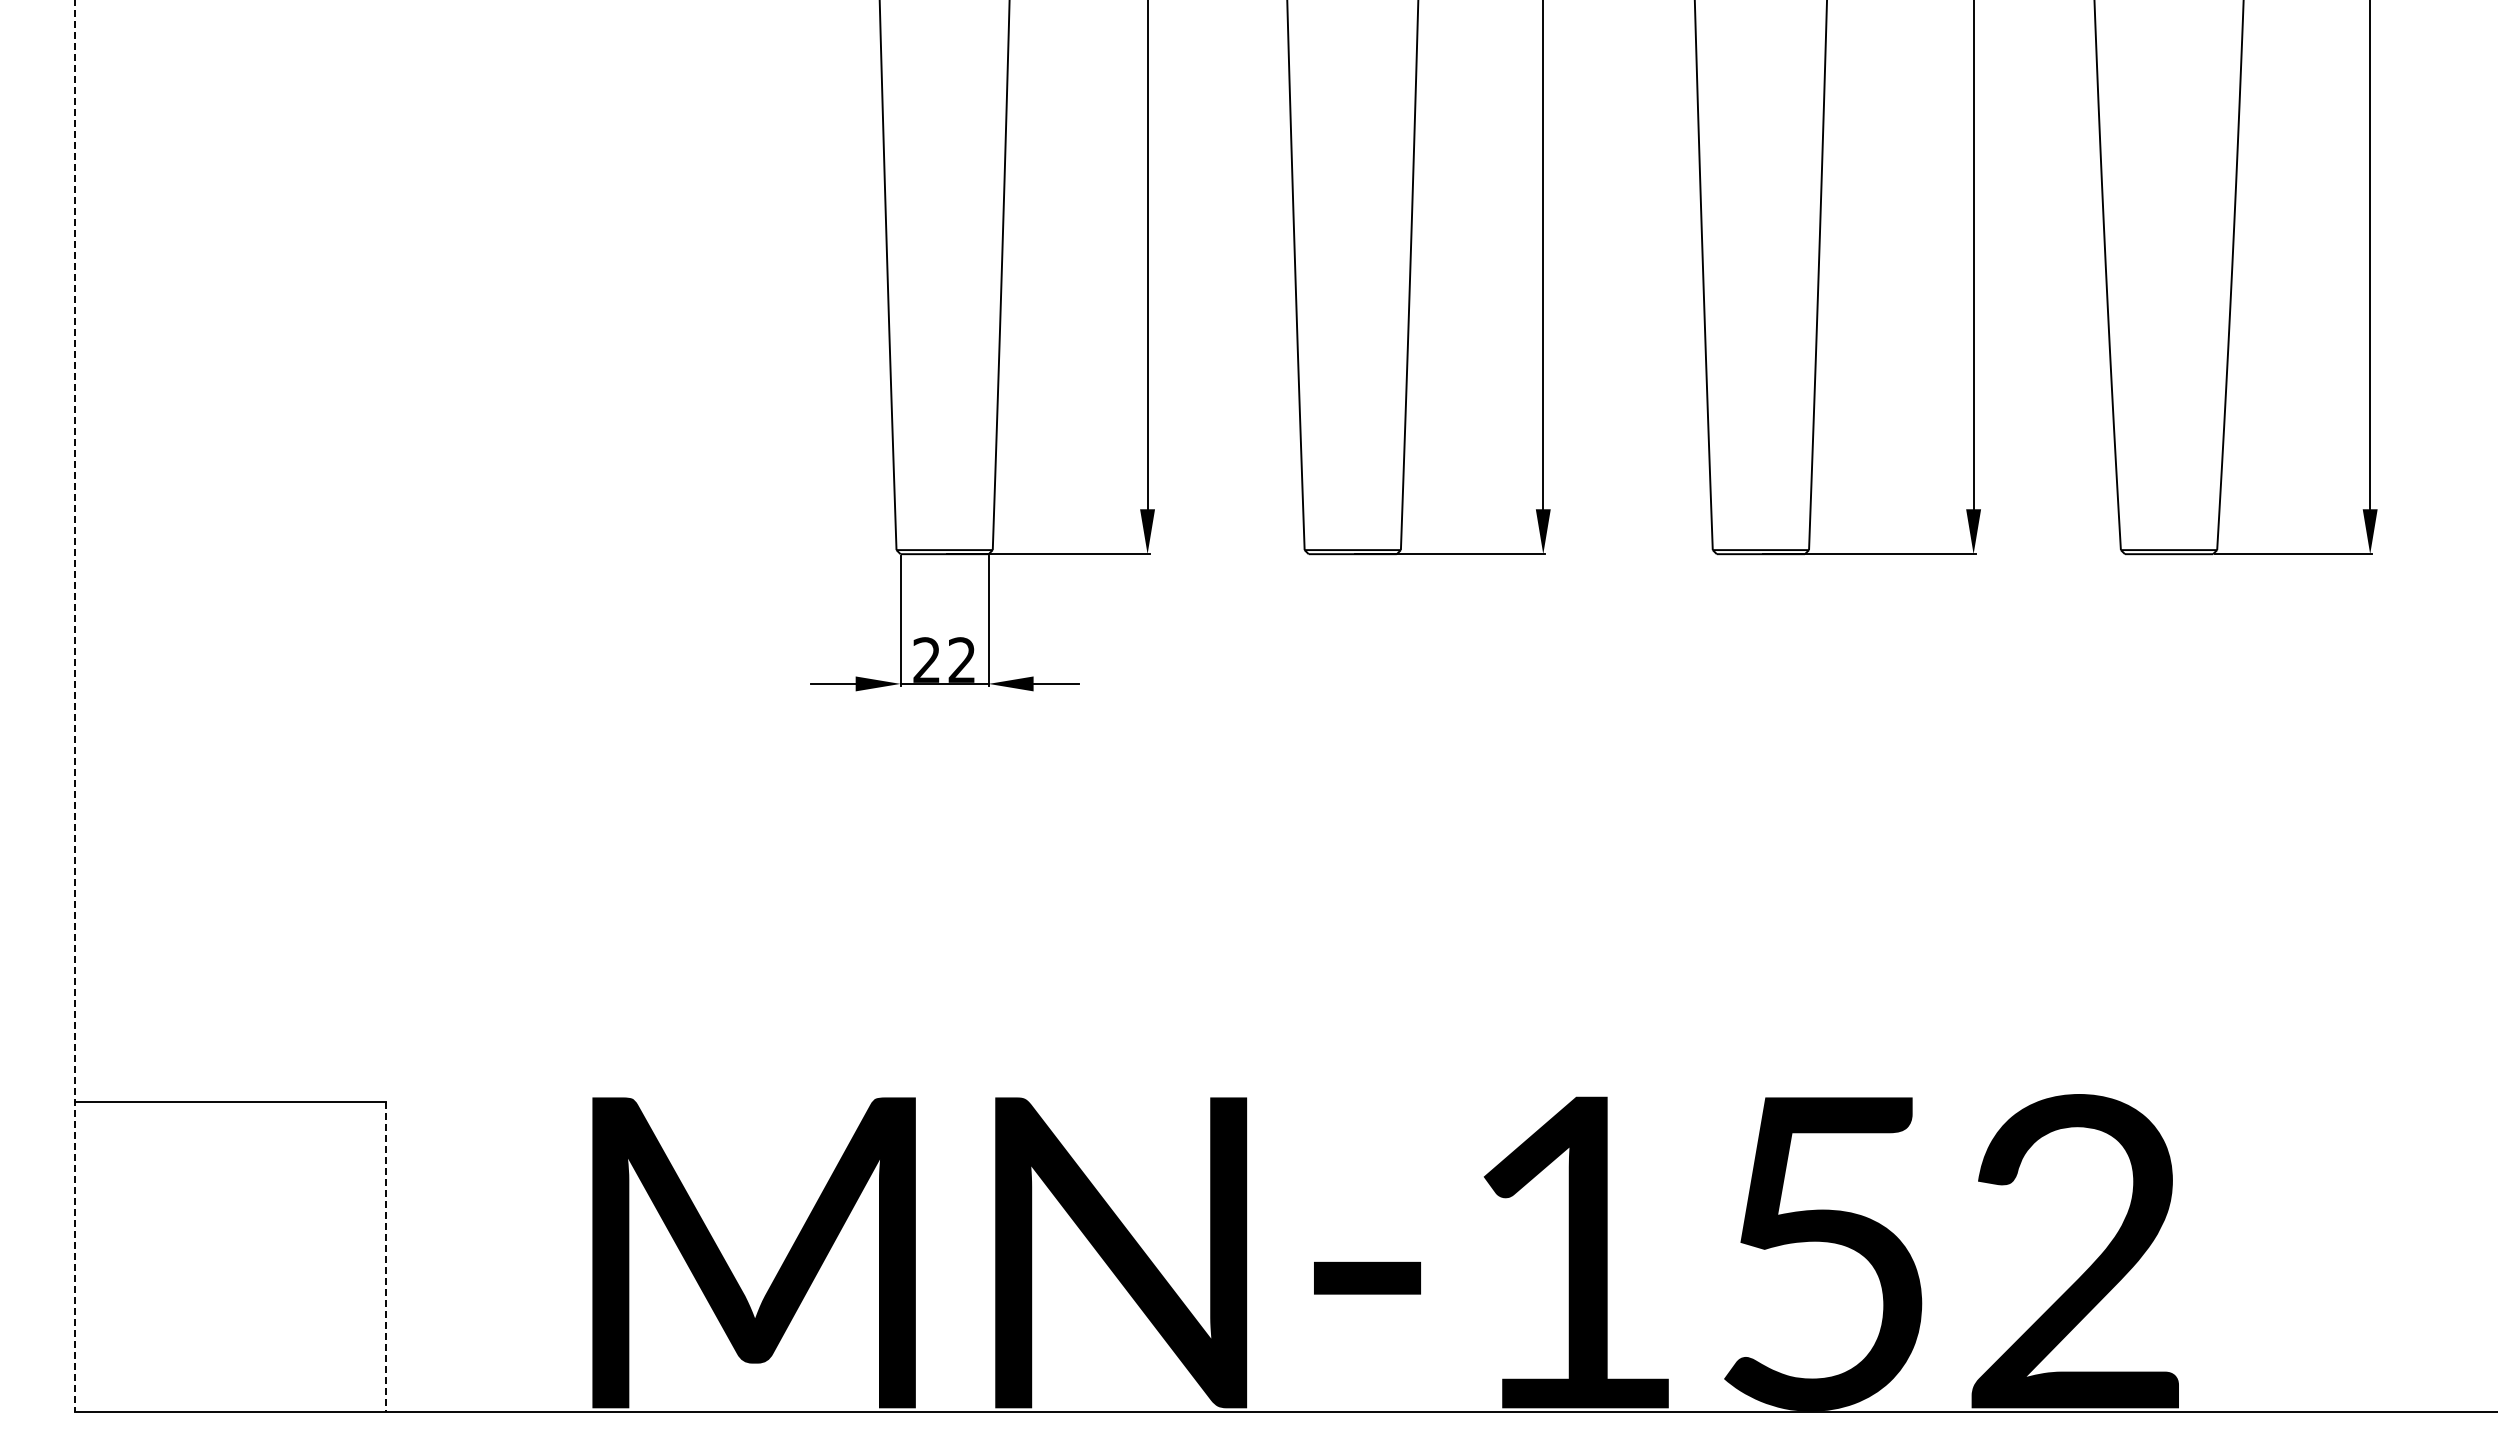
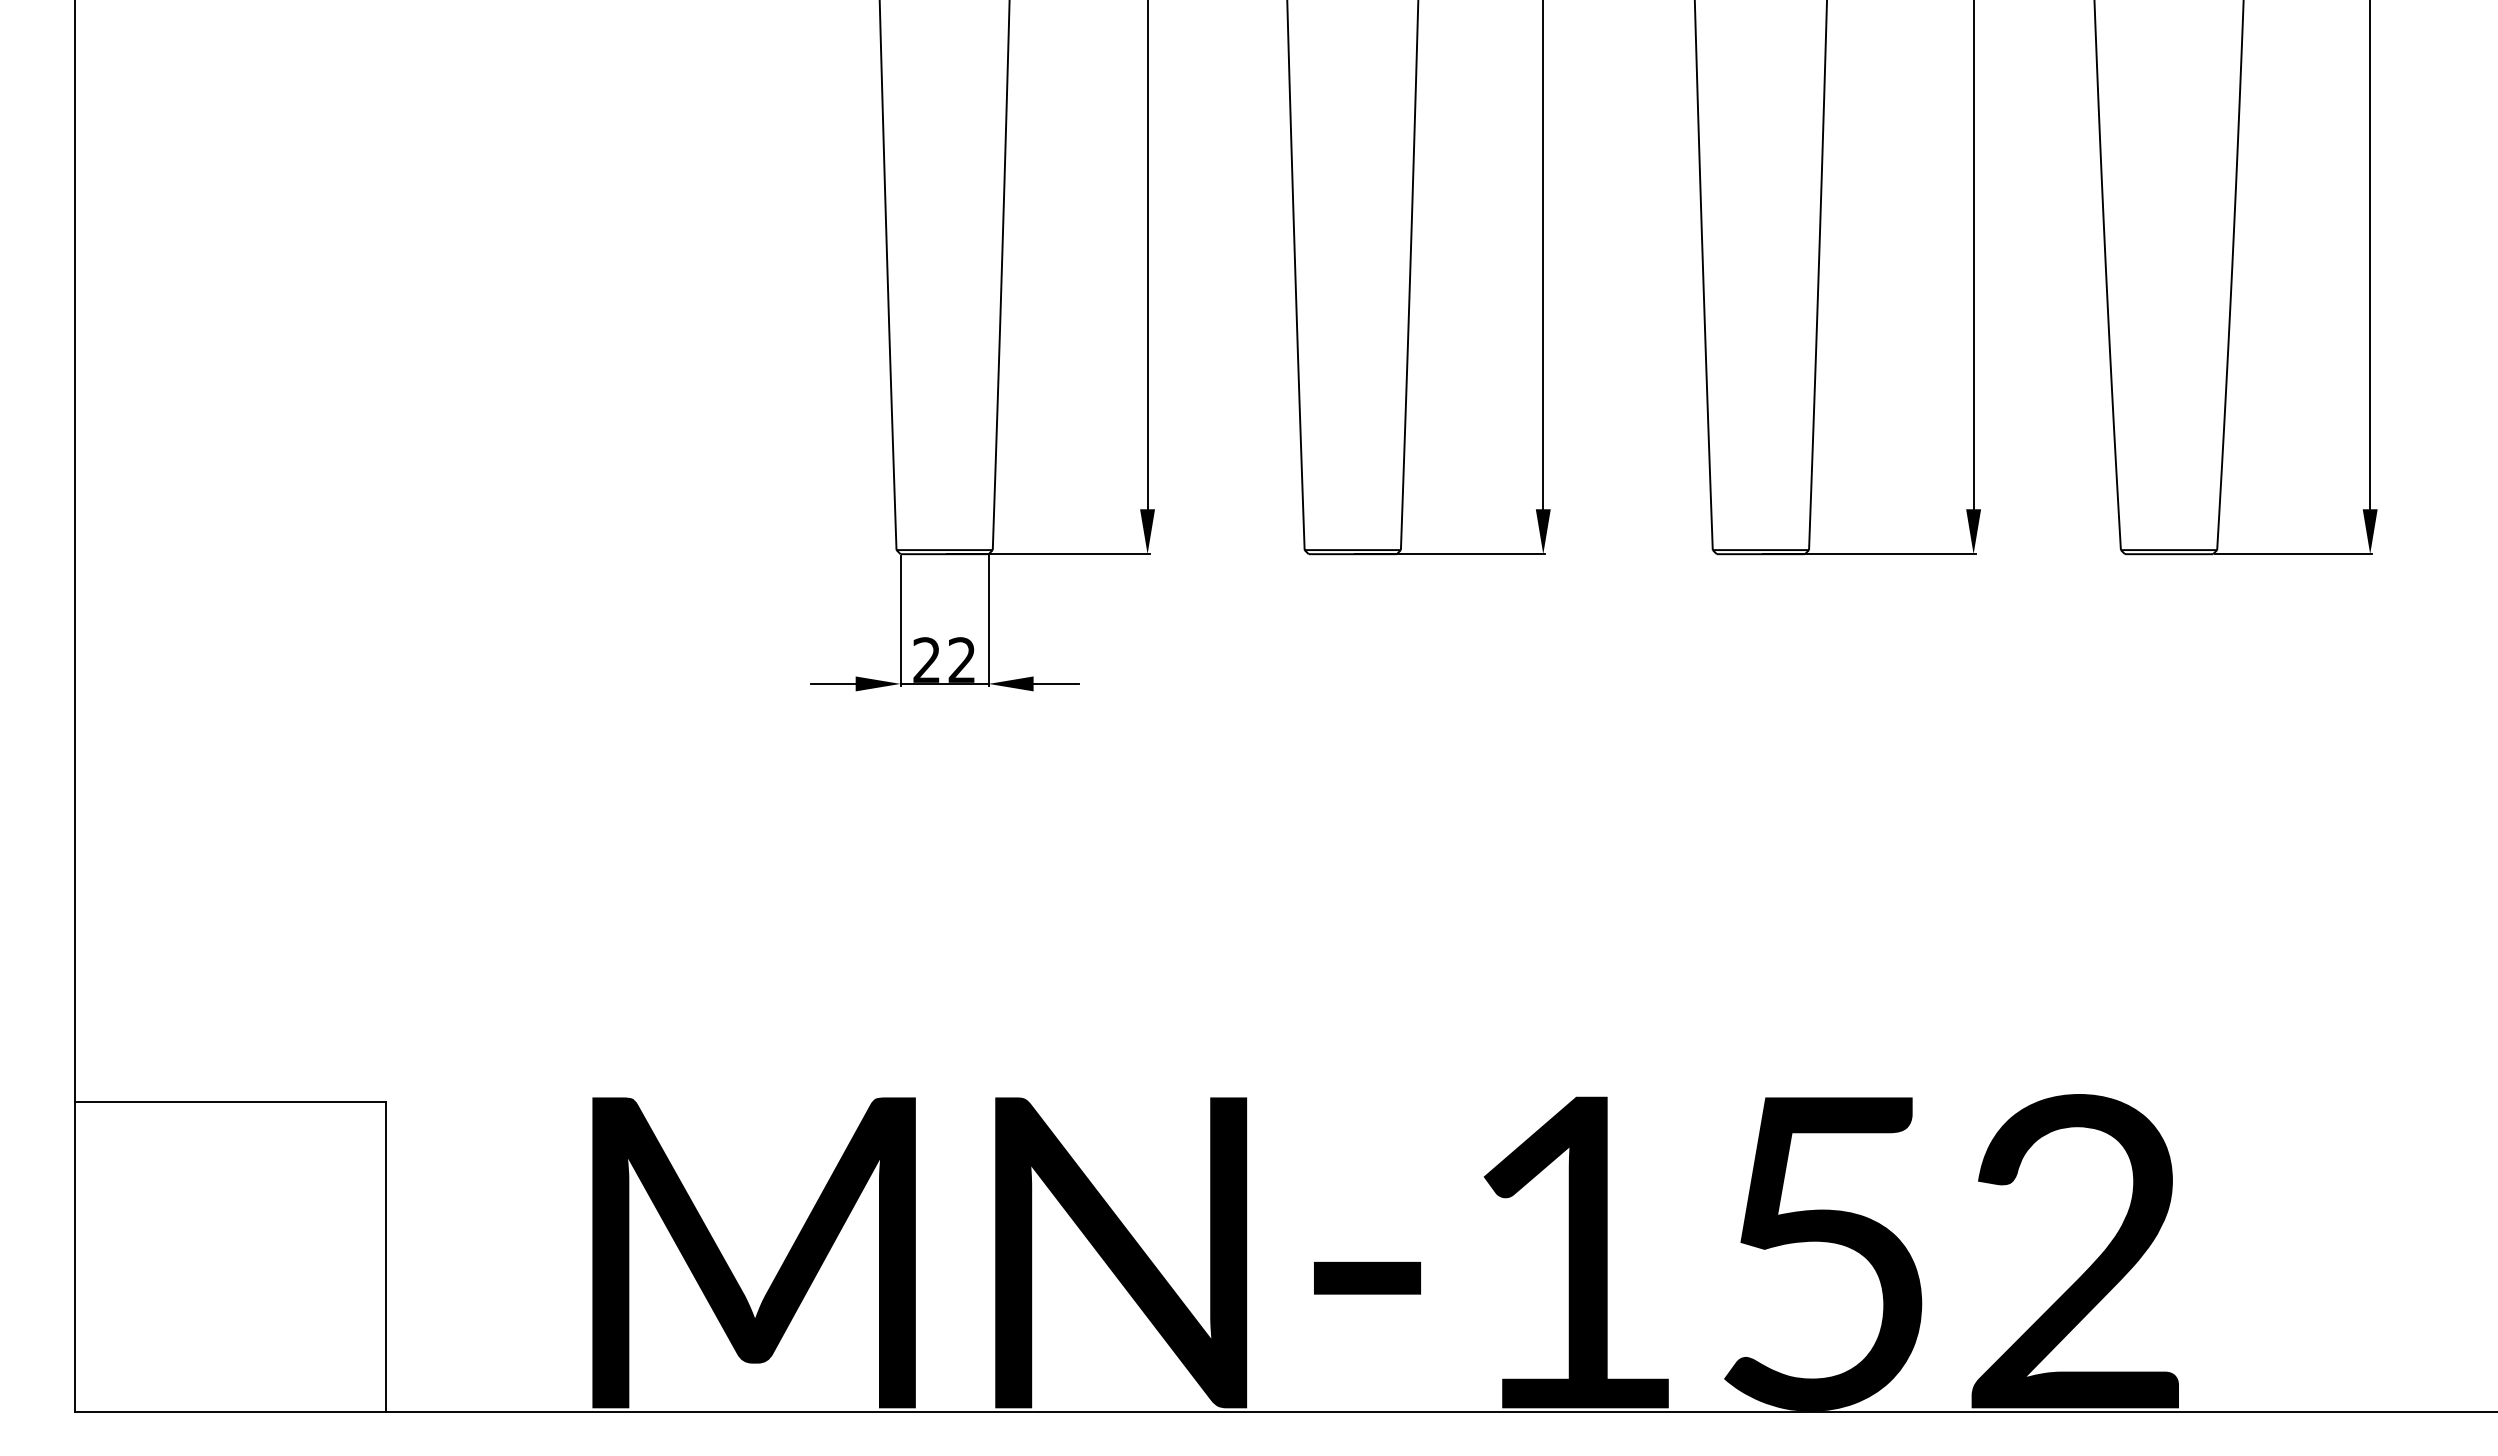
line: dashed -> solid (74, 706)
line: dashed -> solid (385, 1257)
